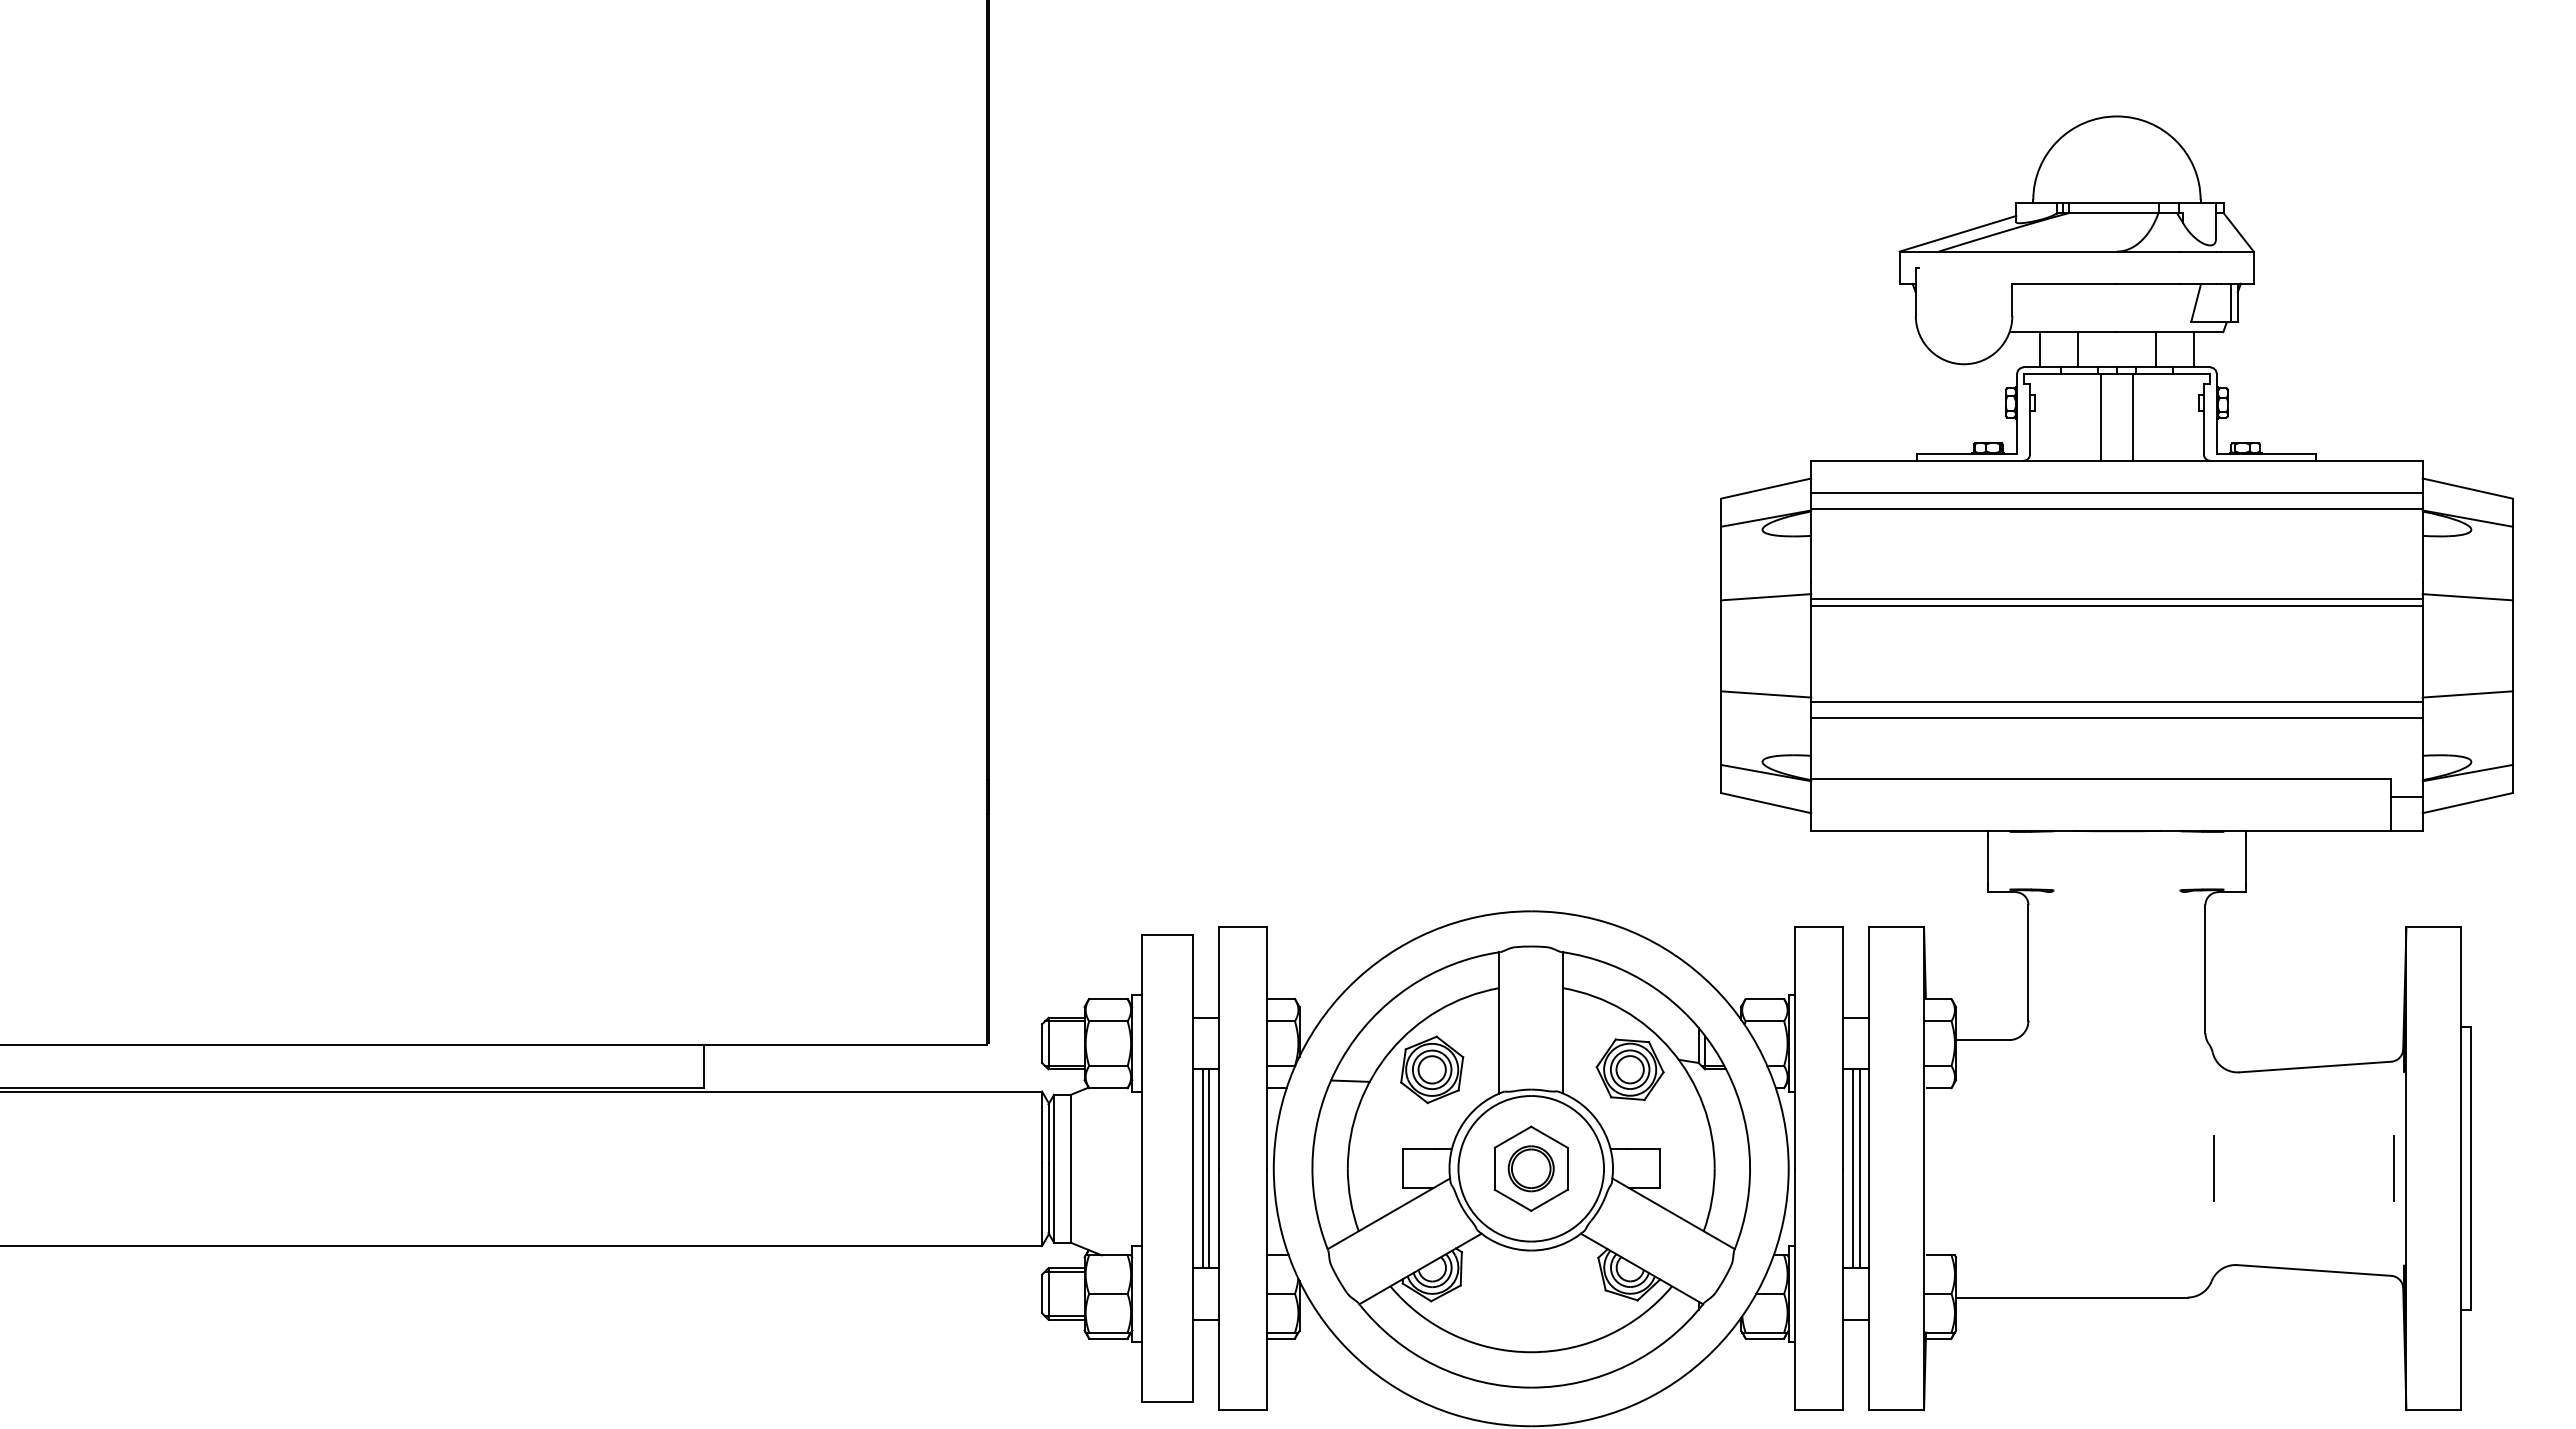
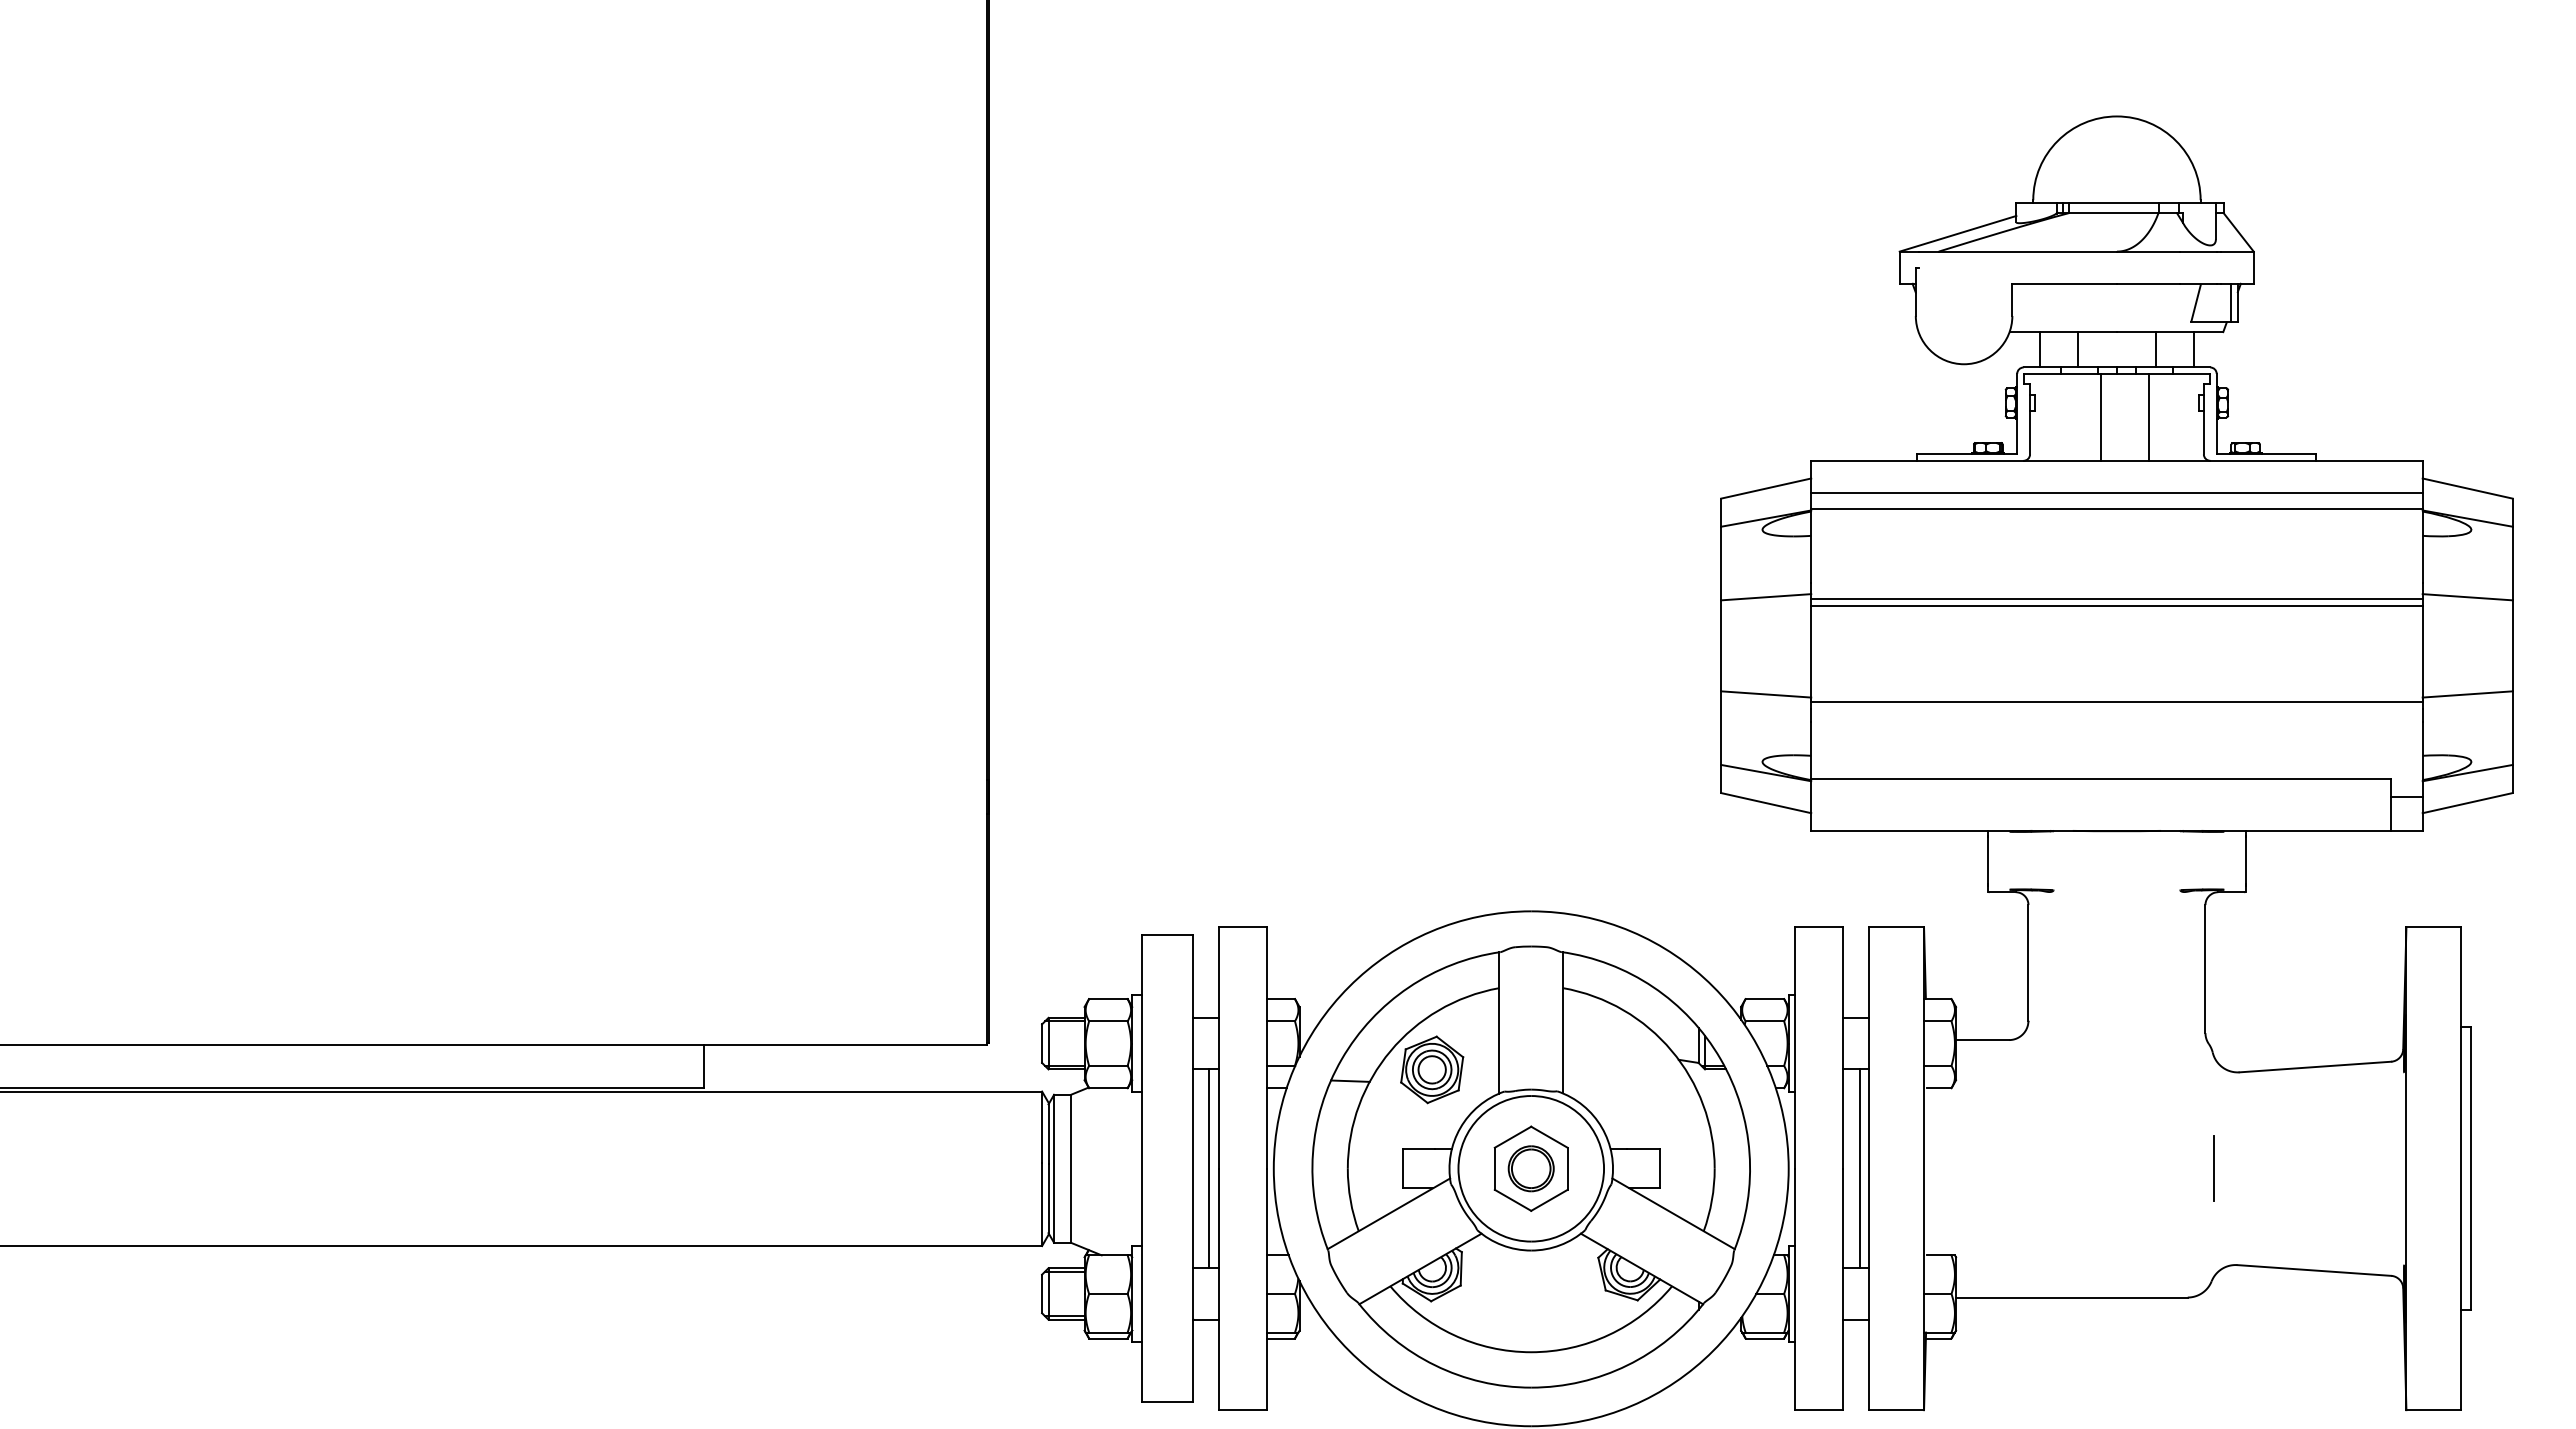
line position: (2133, 416) -> (2149, 416) (2149, 416)
line: present -> none (2116, 718)
part: present -> none (1629, 1069)
line: present -> none (1203, 1168)
line: present -> none (1853, 1168)
line: present -> none (2393, 1168)
